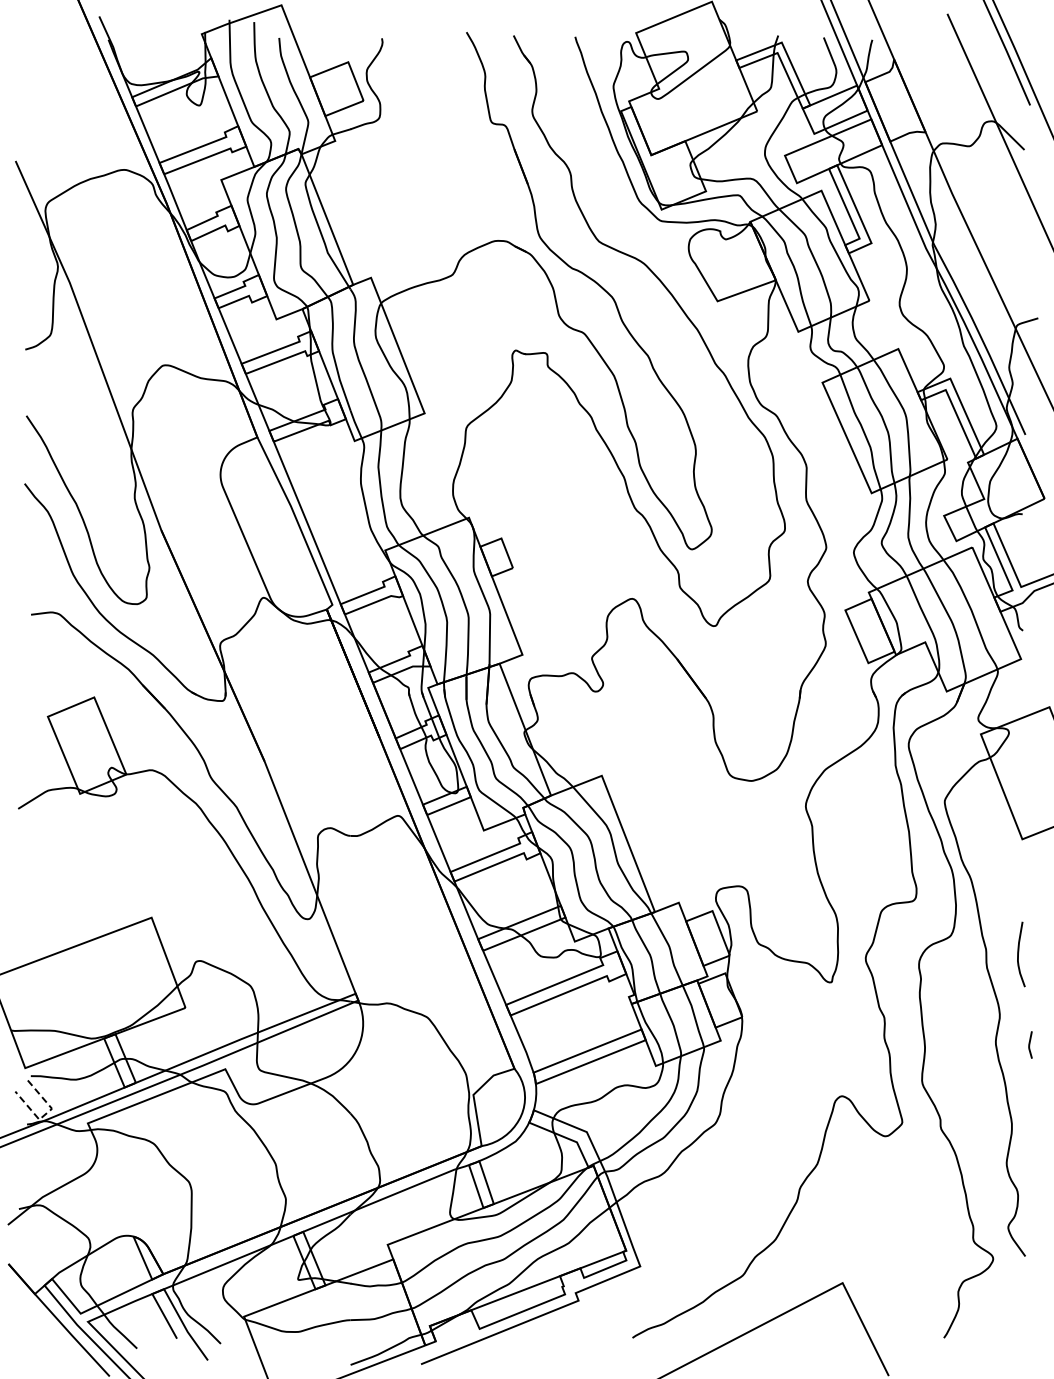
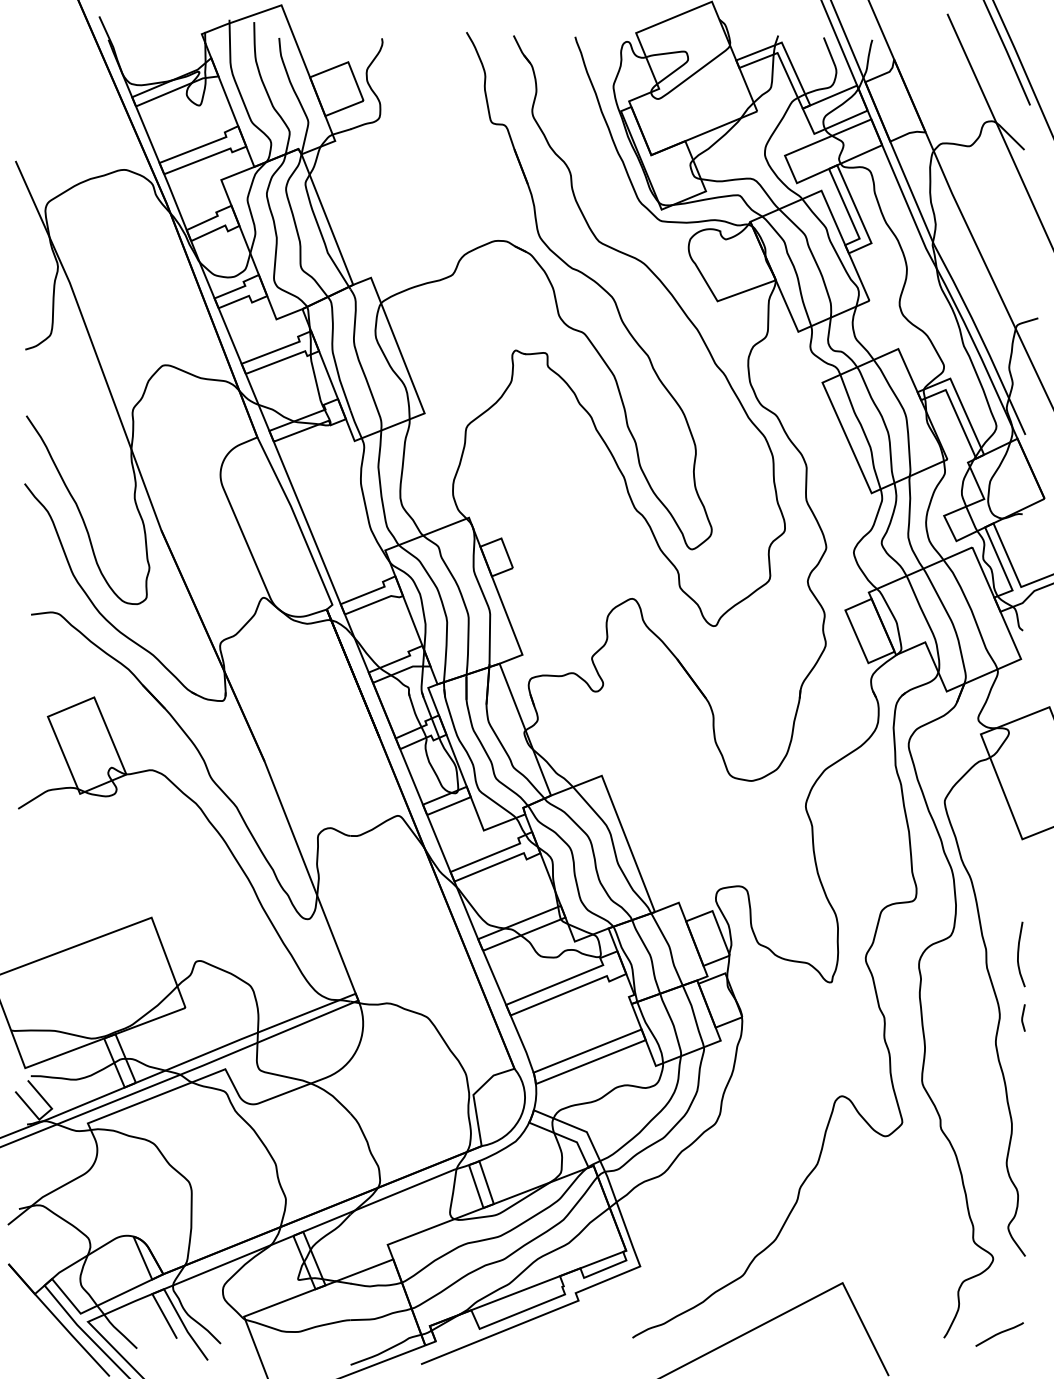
line position: (1030, 1044) -> (1023, 1017) (1023, 1017)
line: dashed -> solid (46, 1113)
curve: none -> present (999, 1334)
